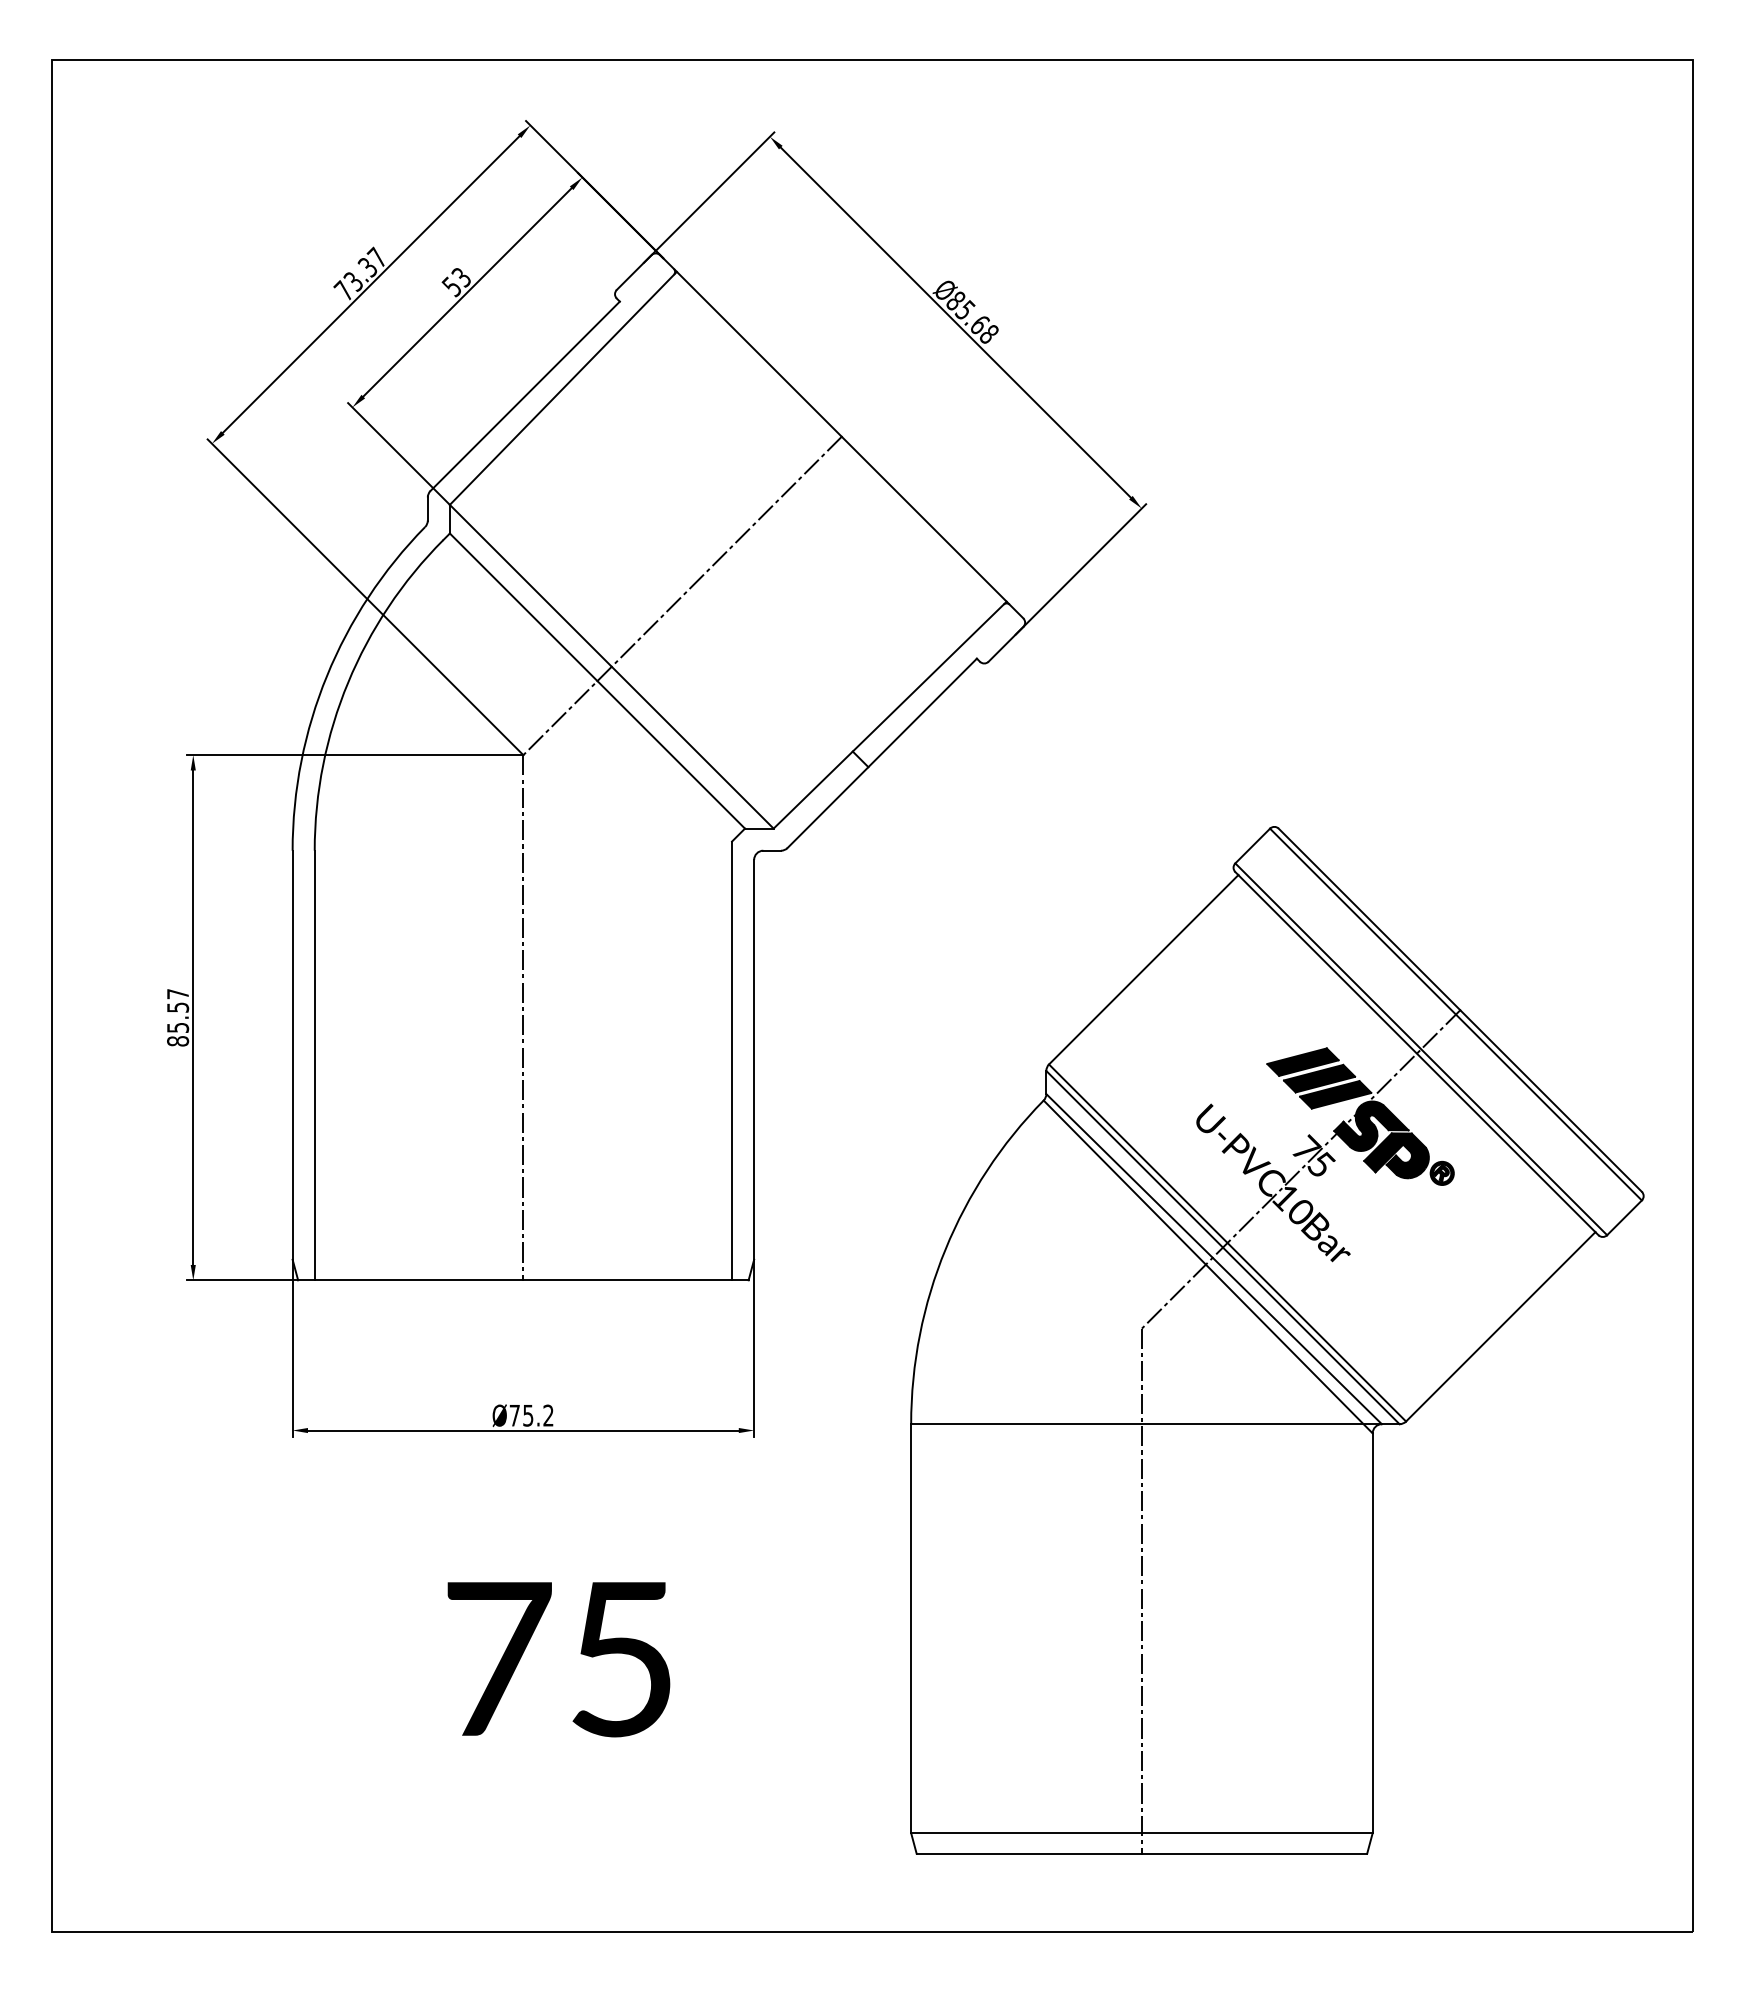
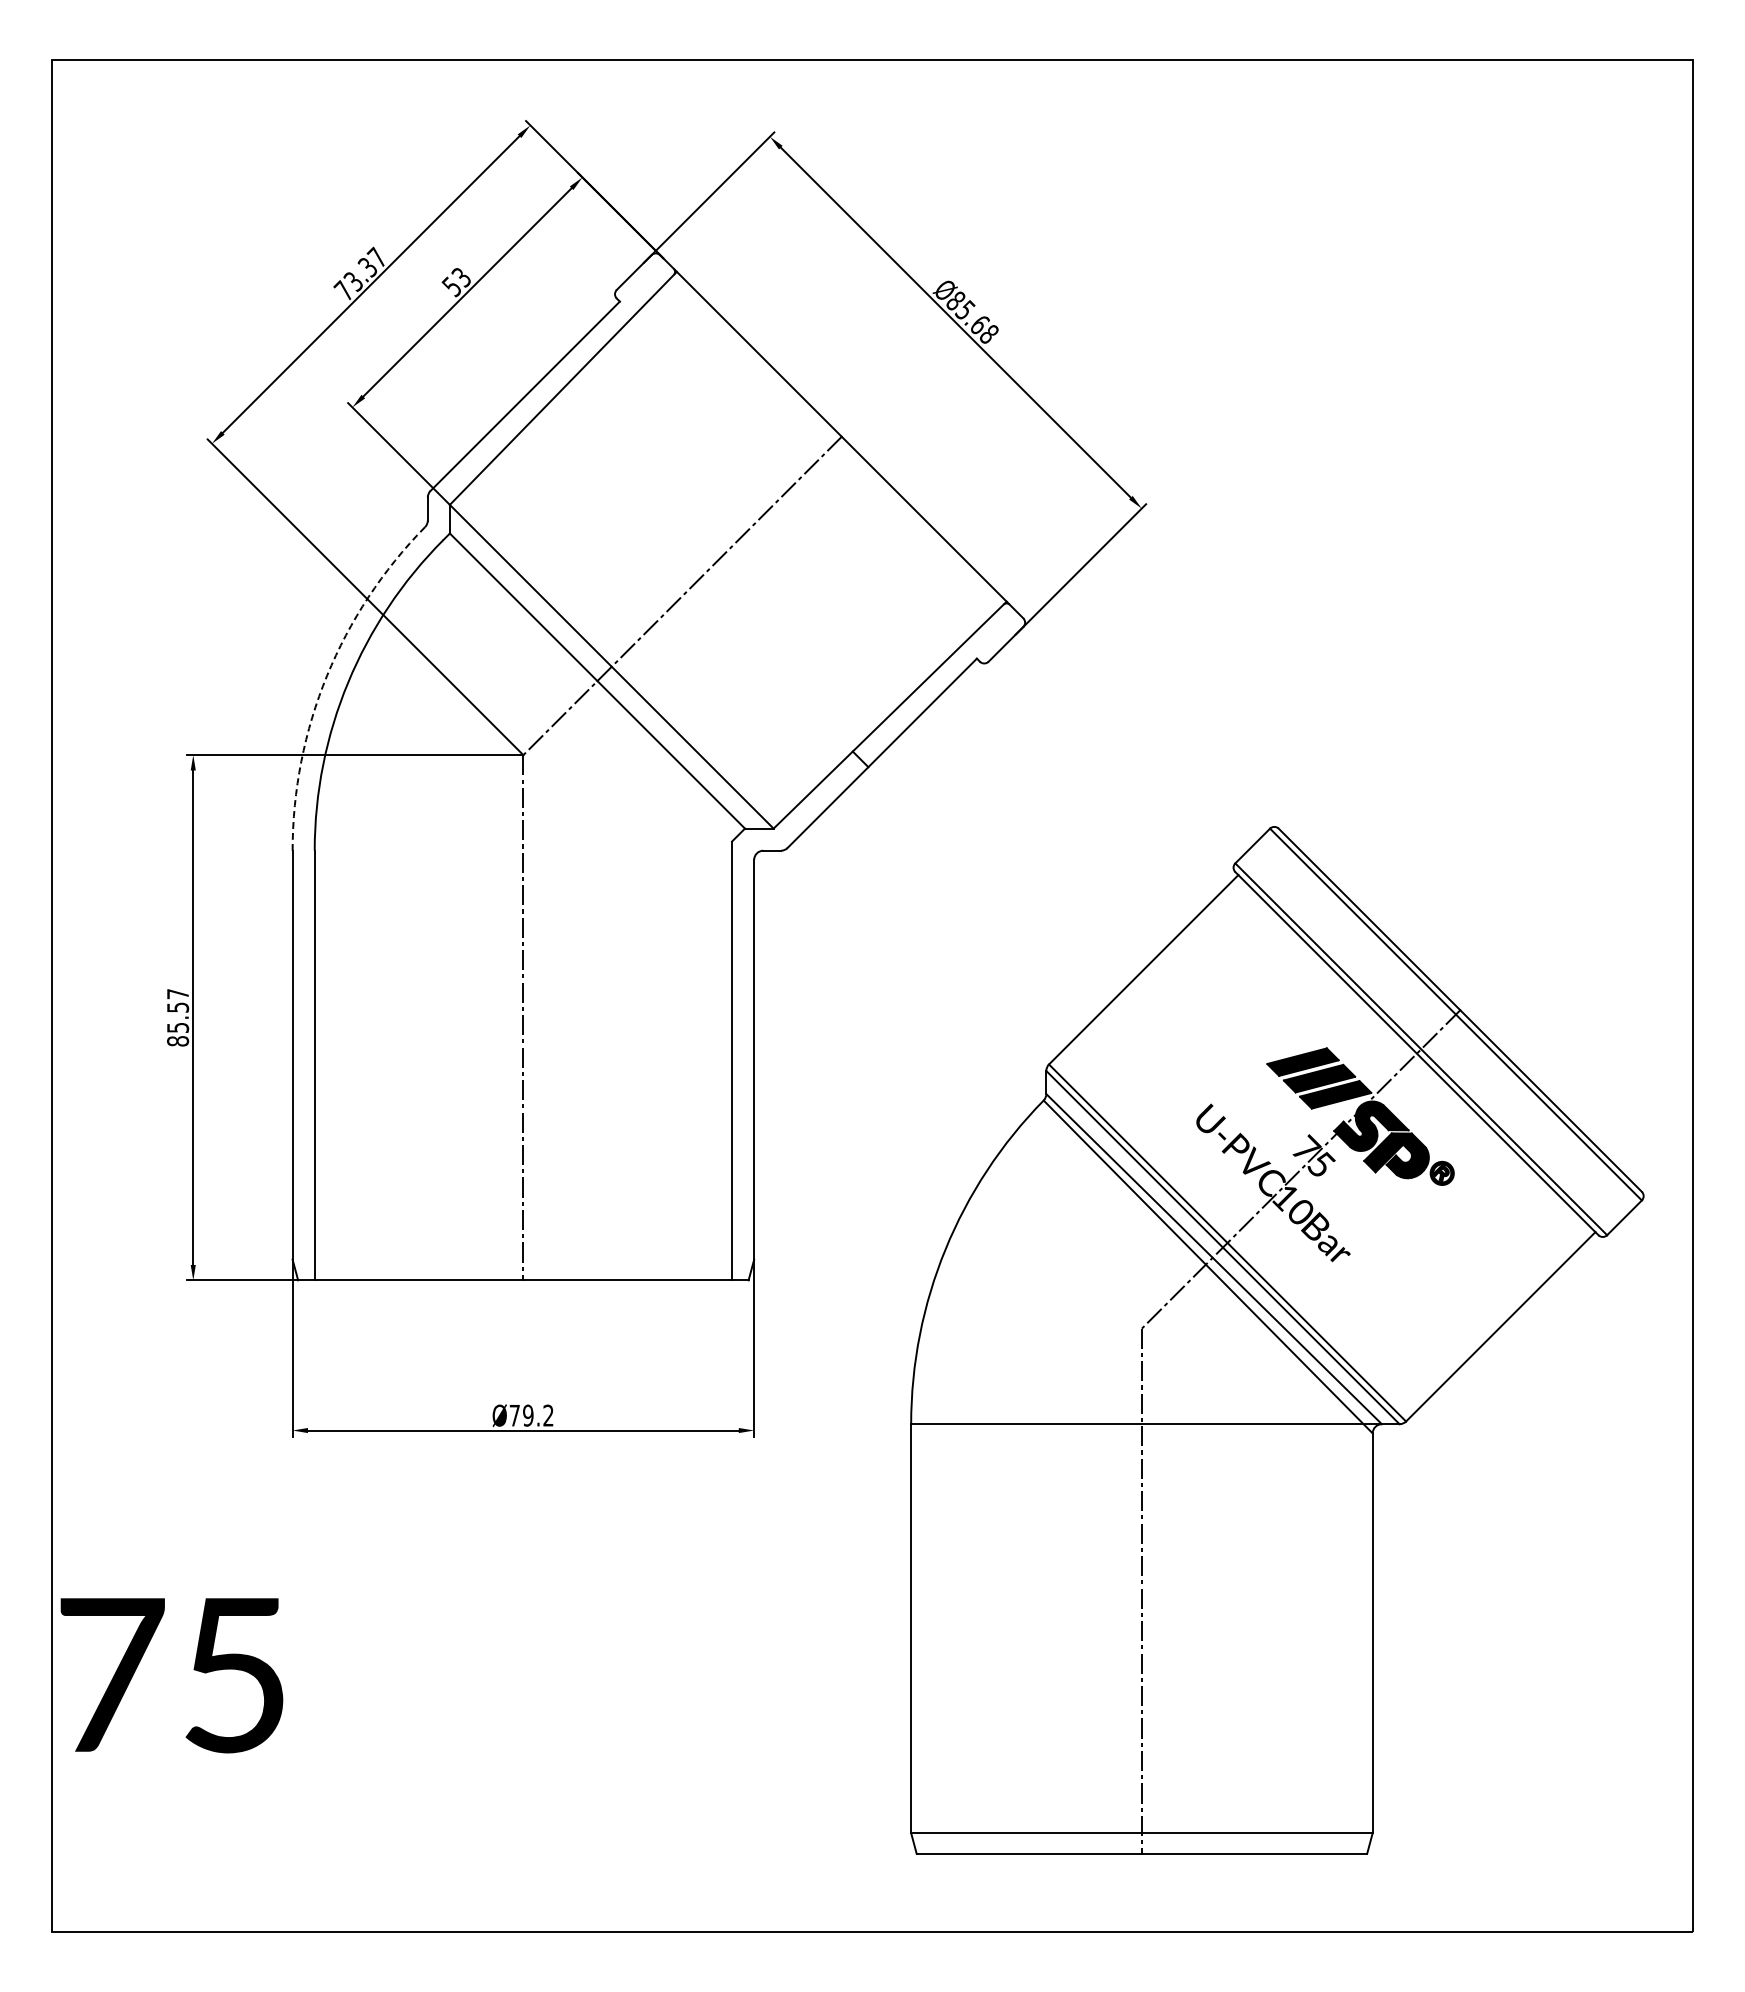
arc: solid -> dashed (327, 675)
text: Ø75.2 -> Ø79.2 (528, 1415)
text position: (558, 1659) -> (171, 1675) (171, 1675)
